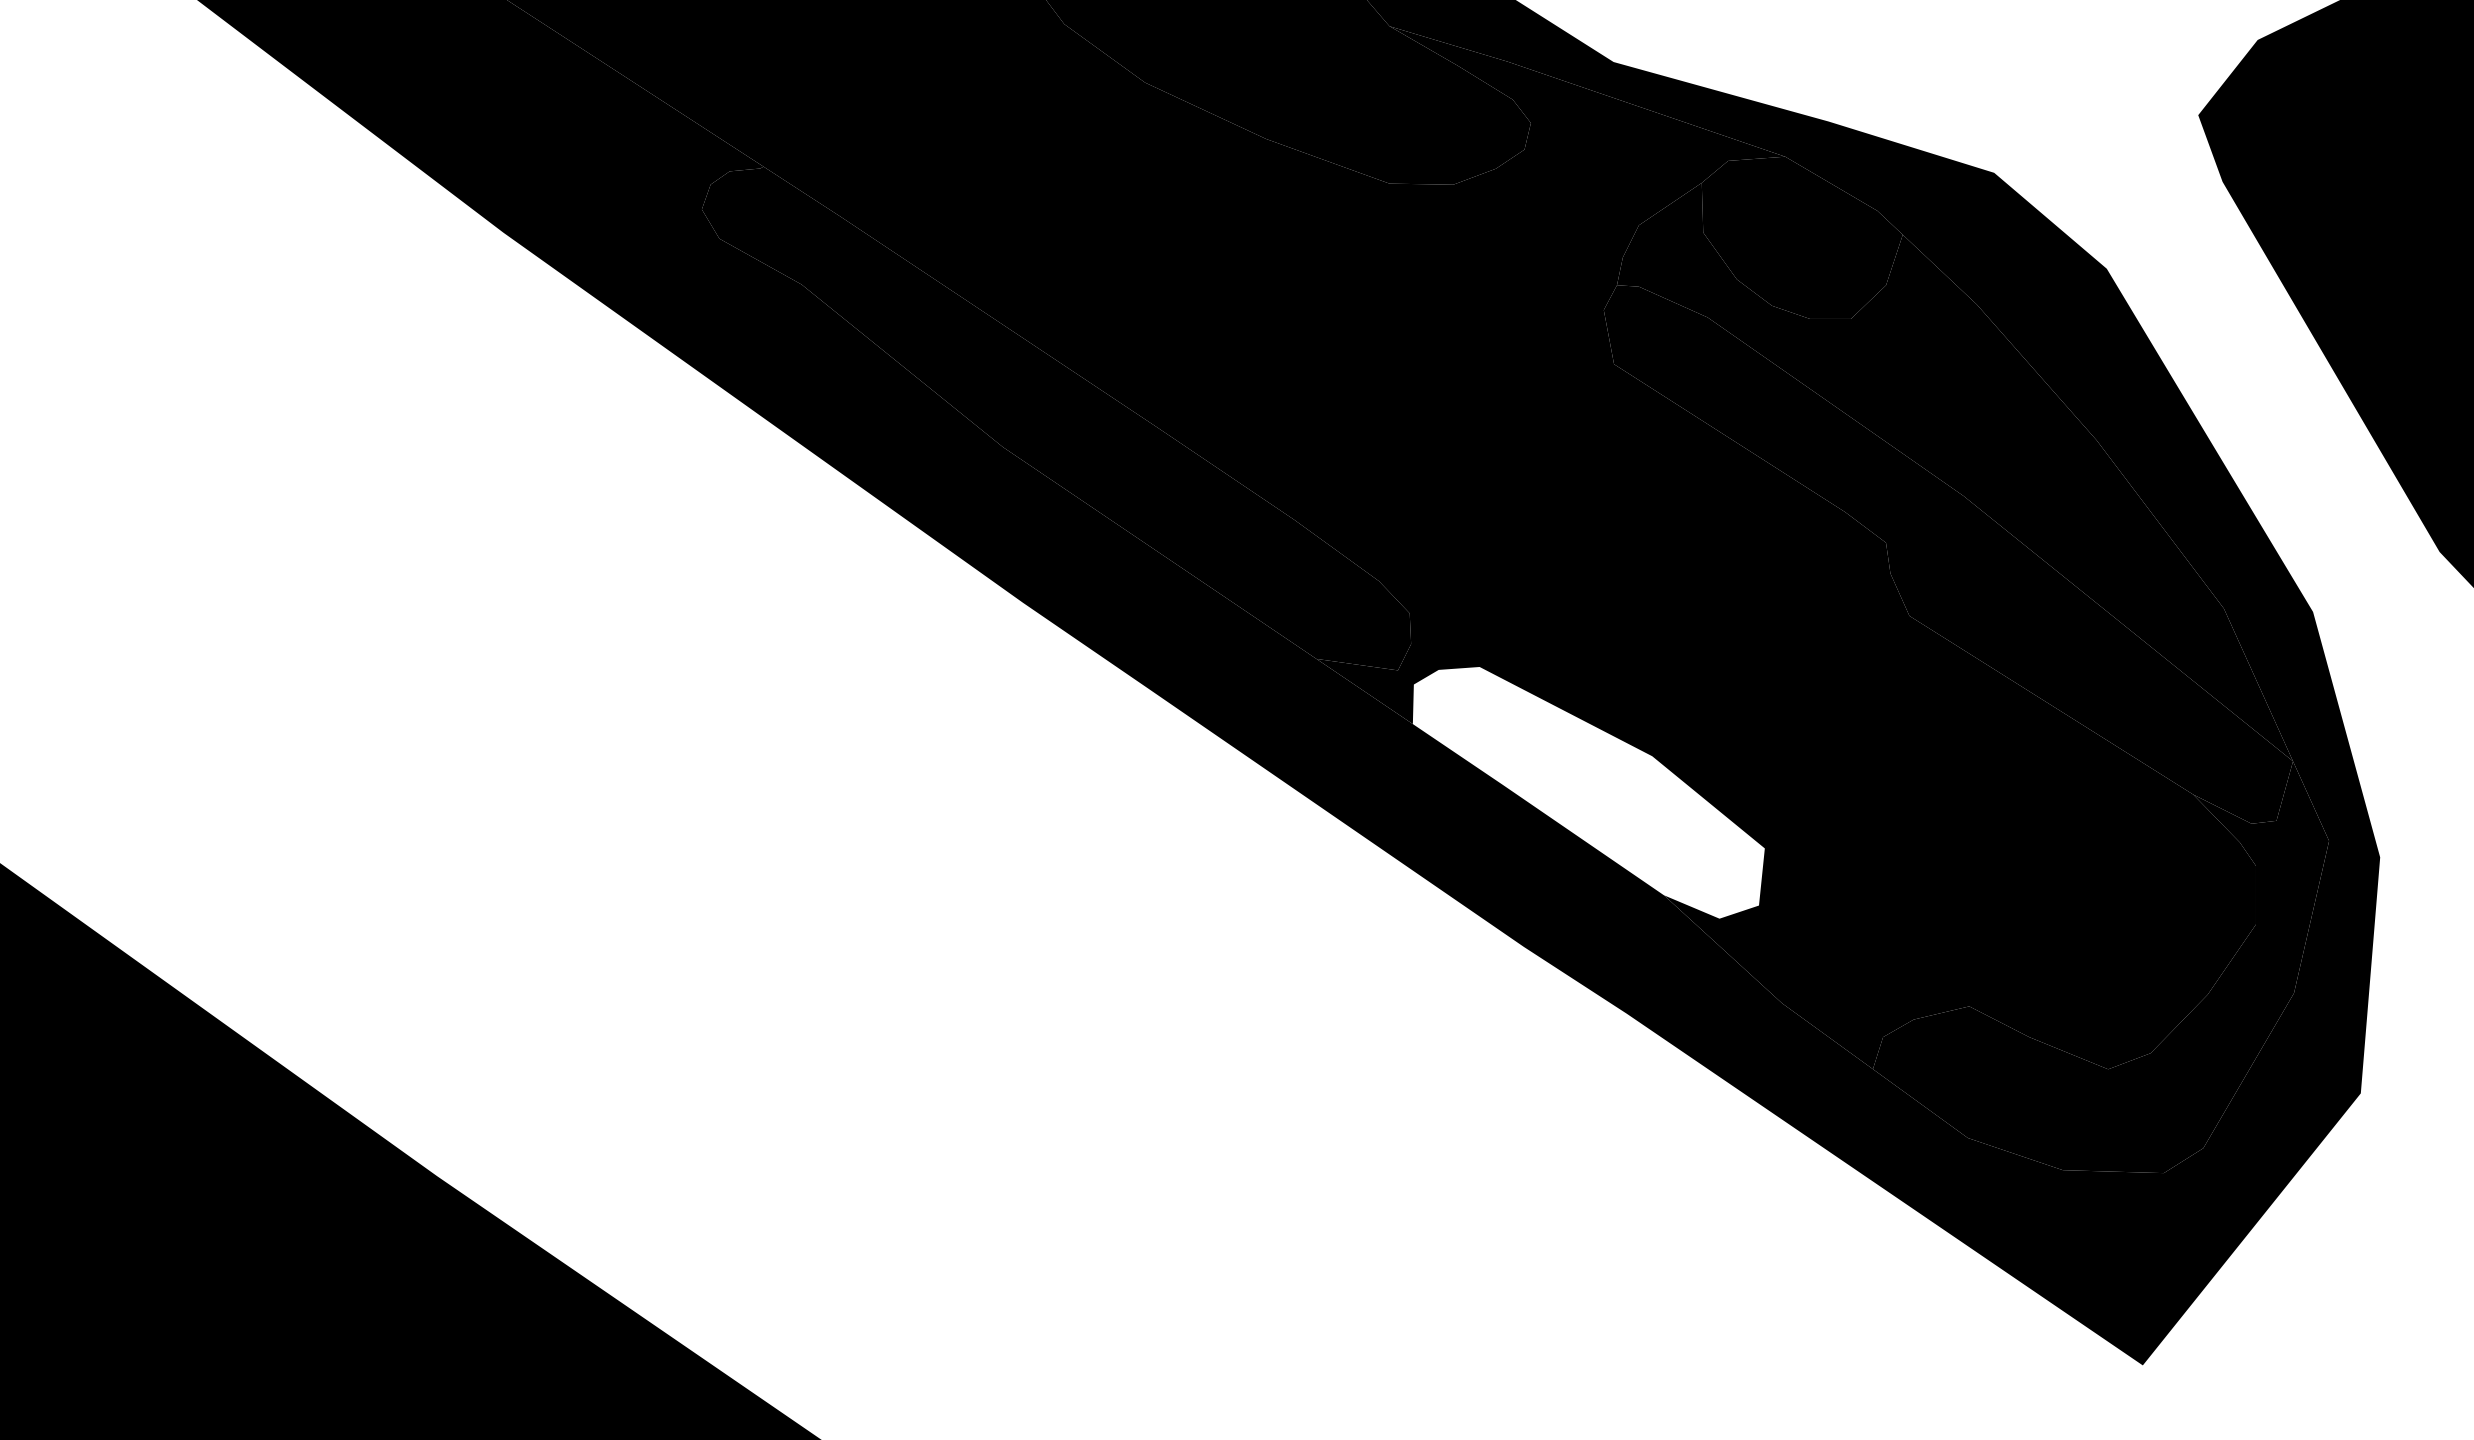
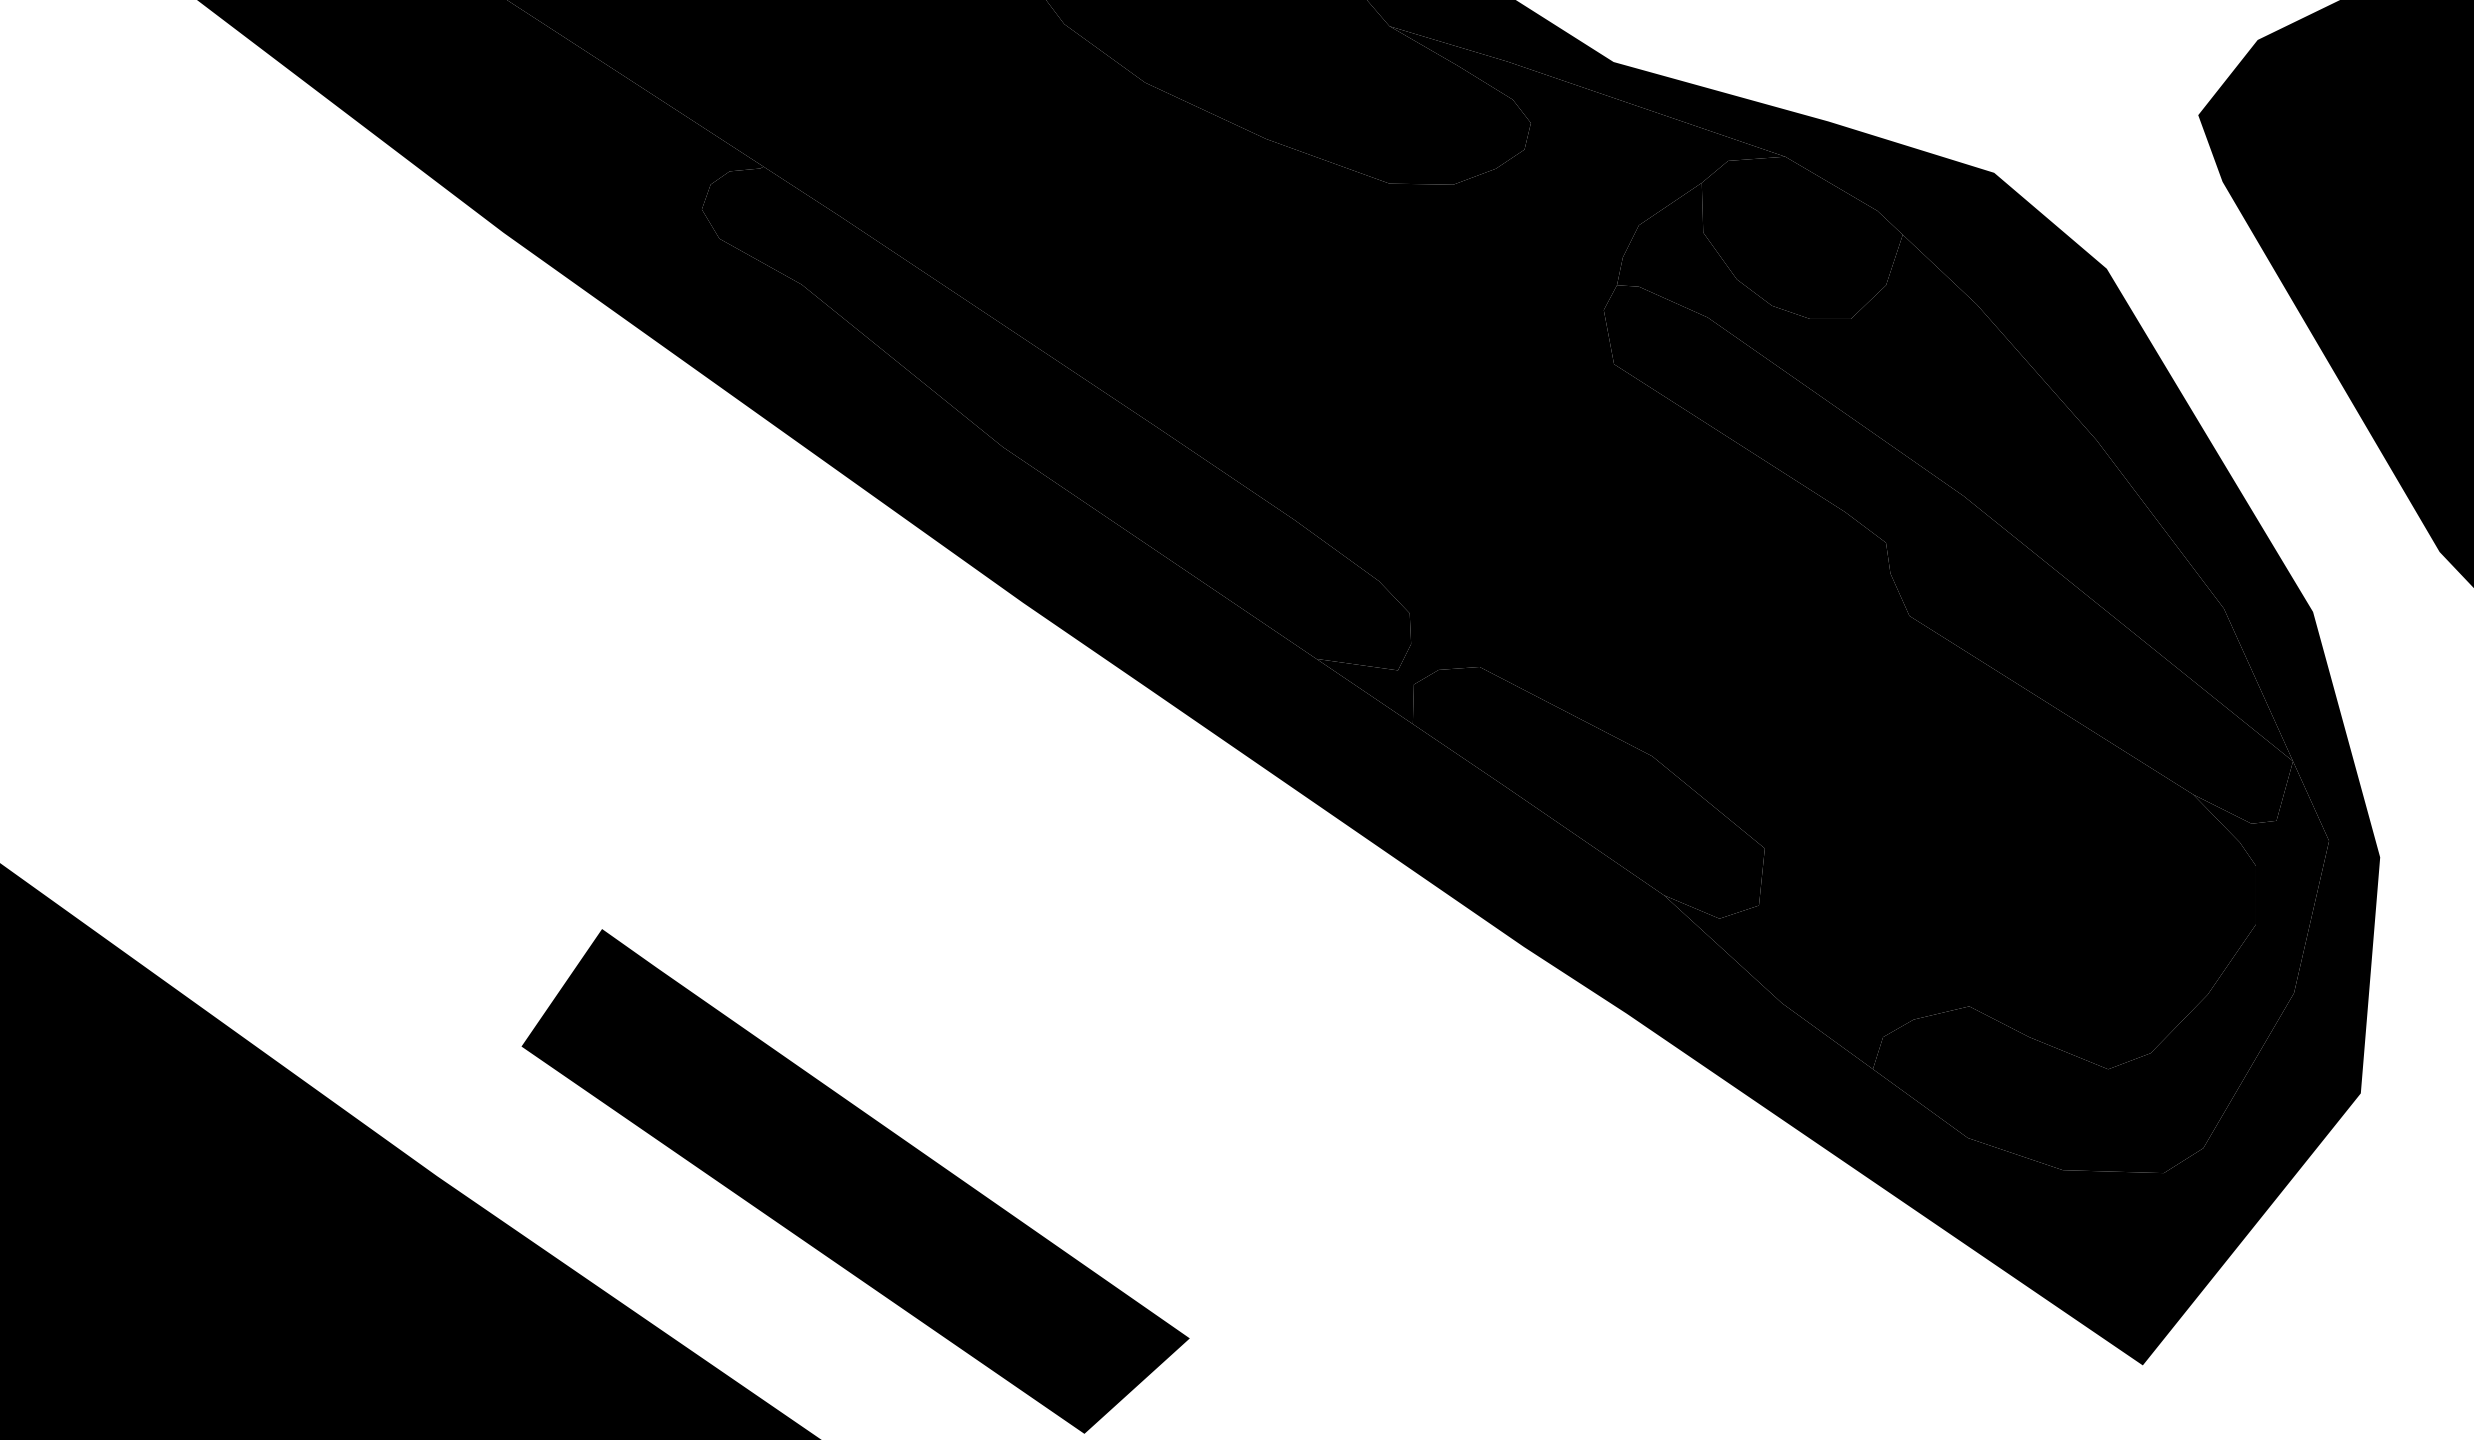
fill: none -> present (1588, 792)
fill: none -> present (855, 1181)
